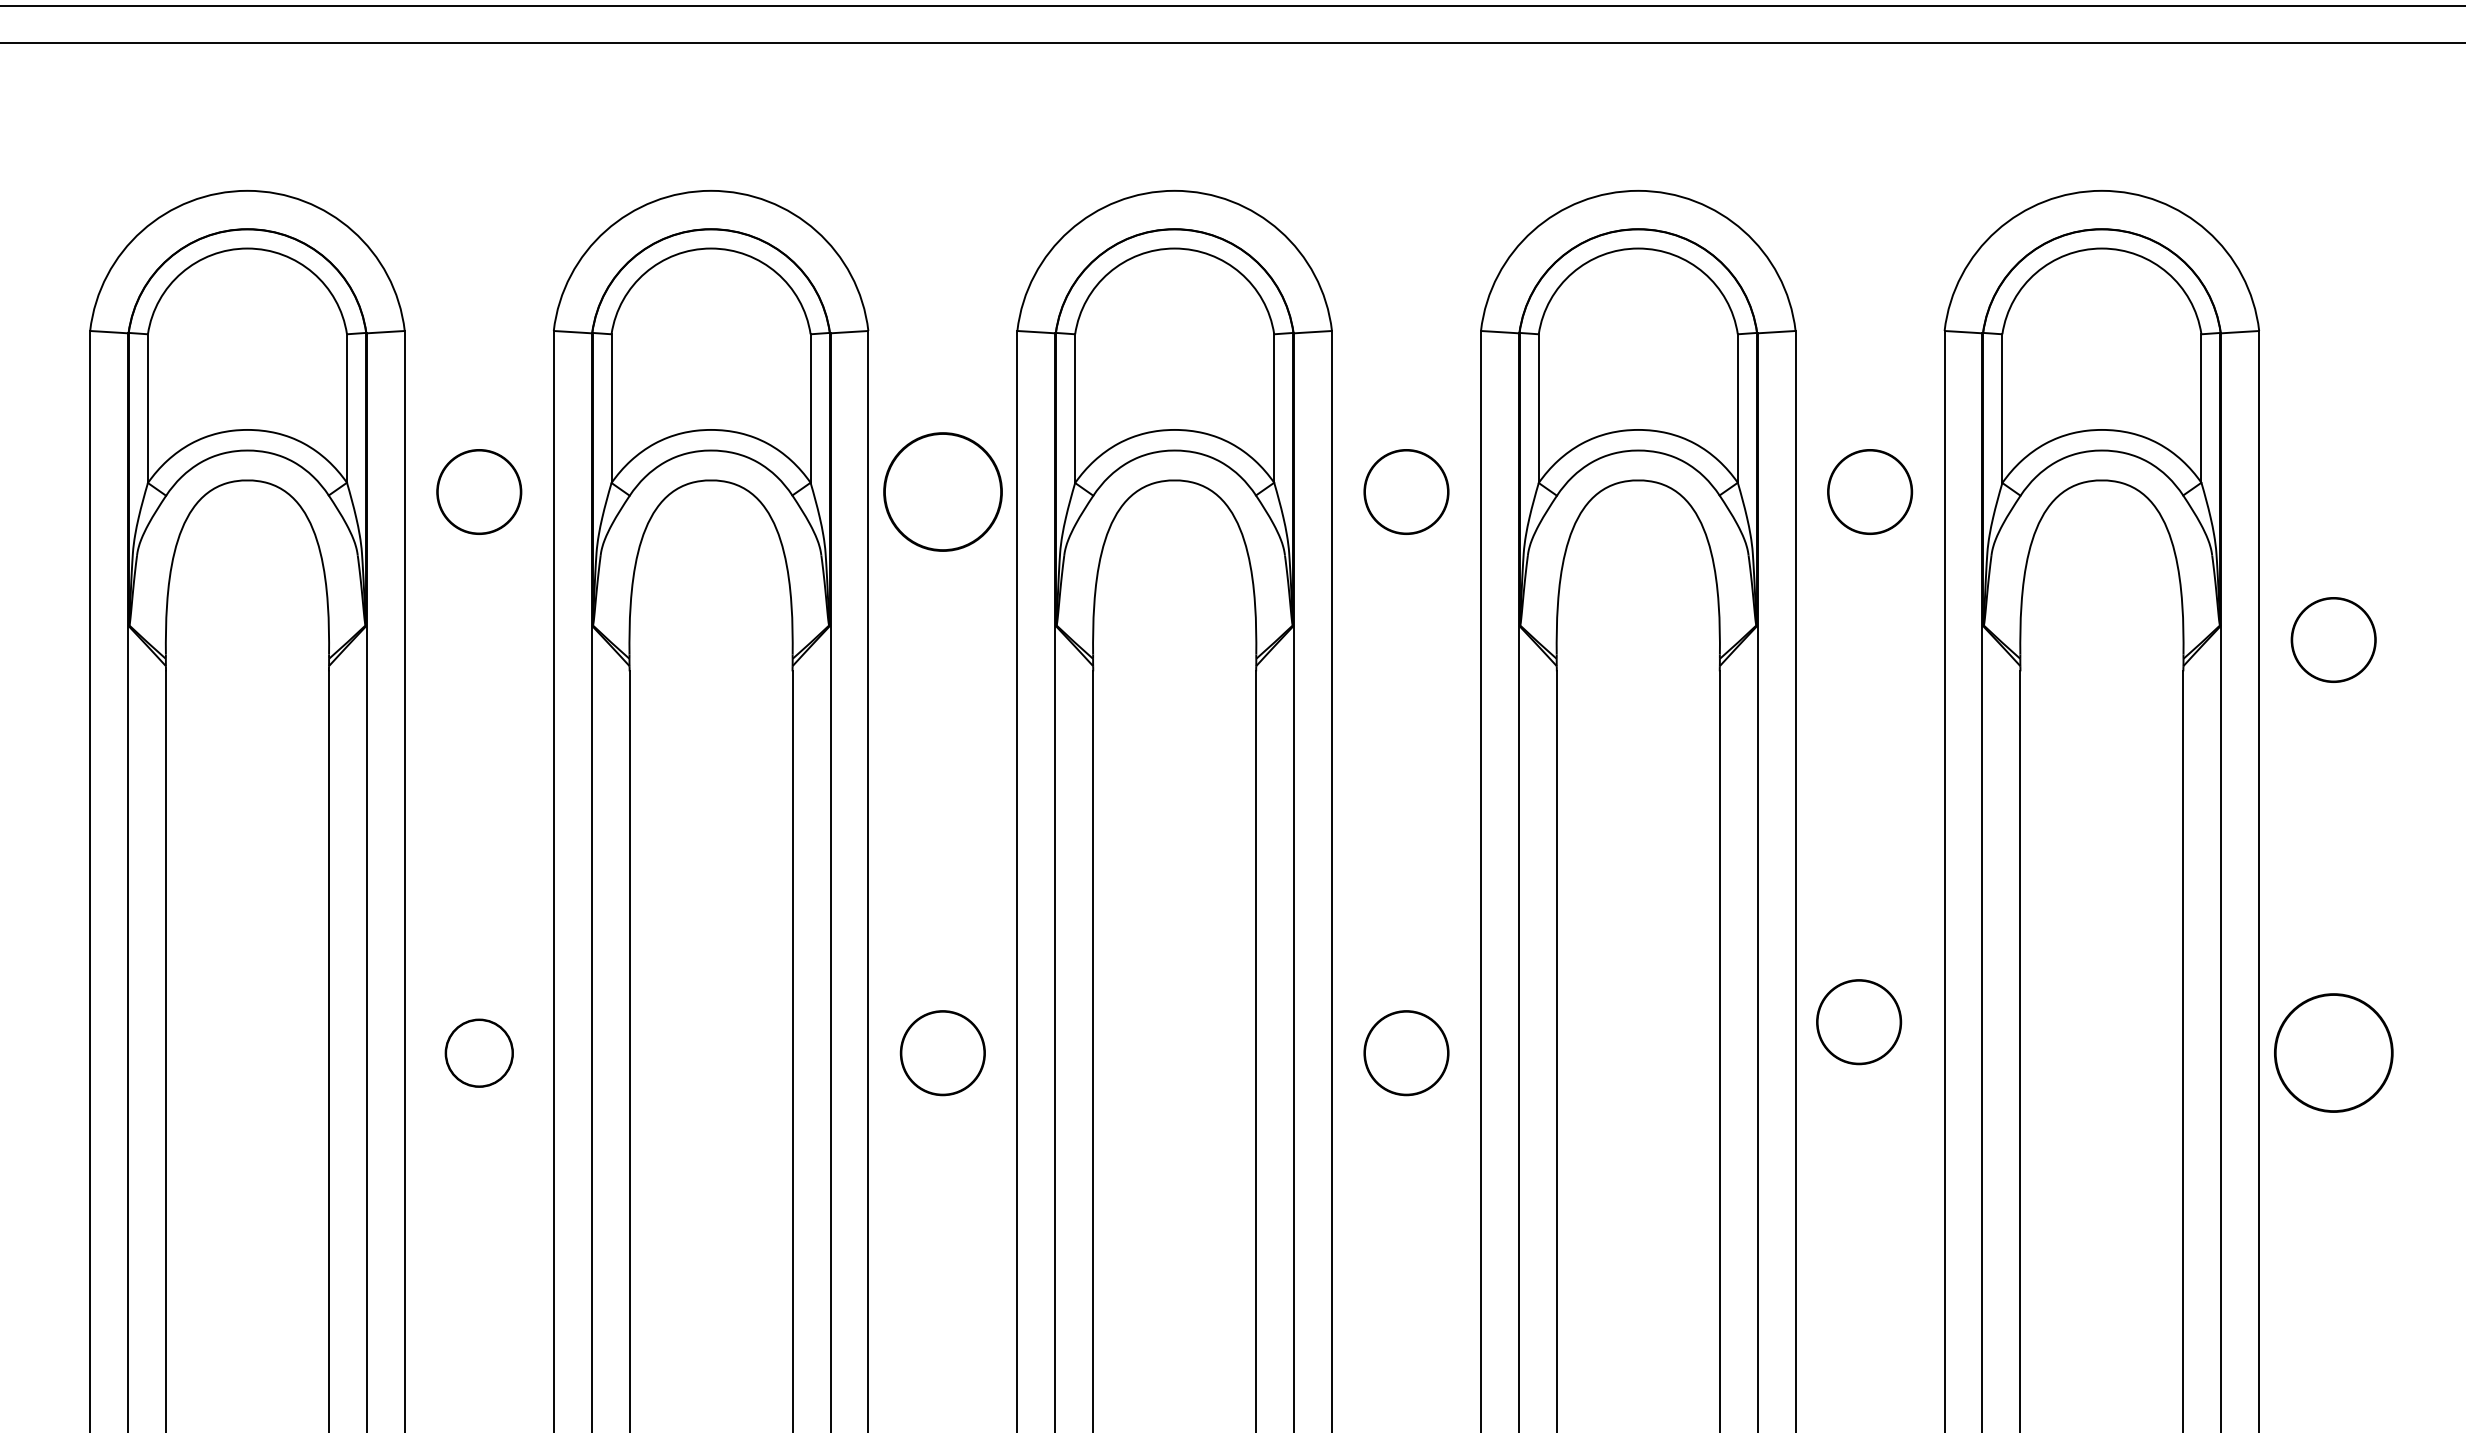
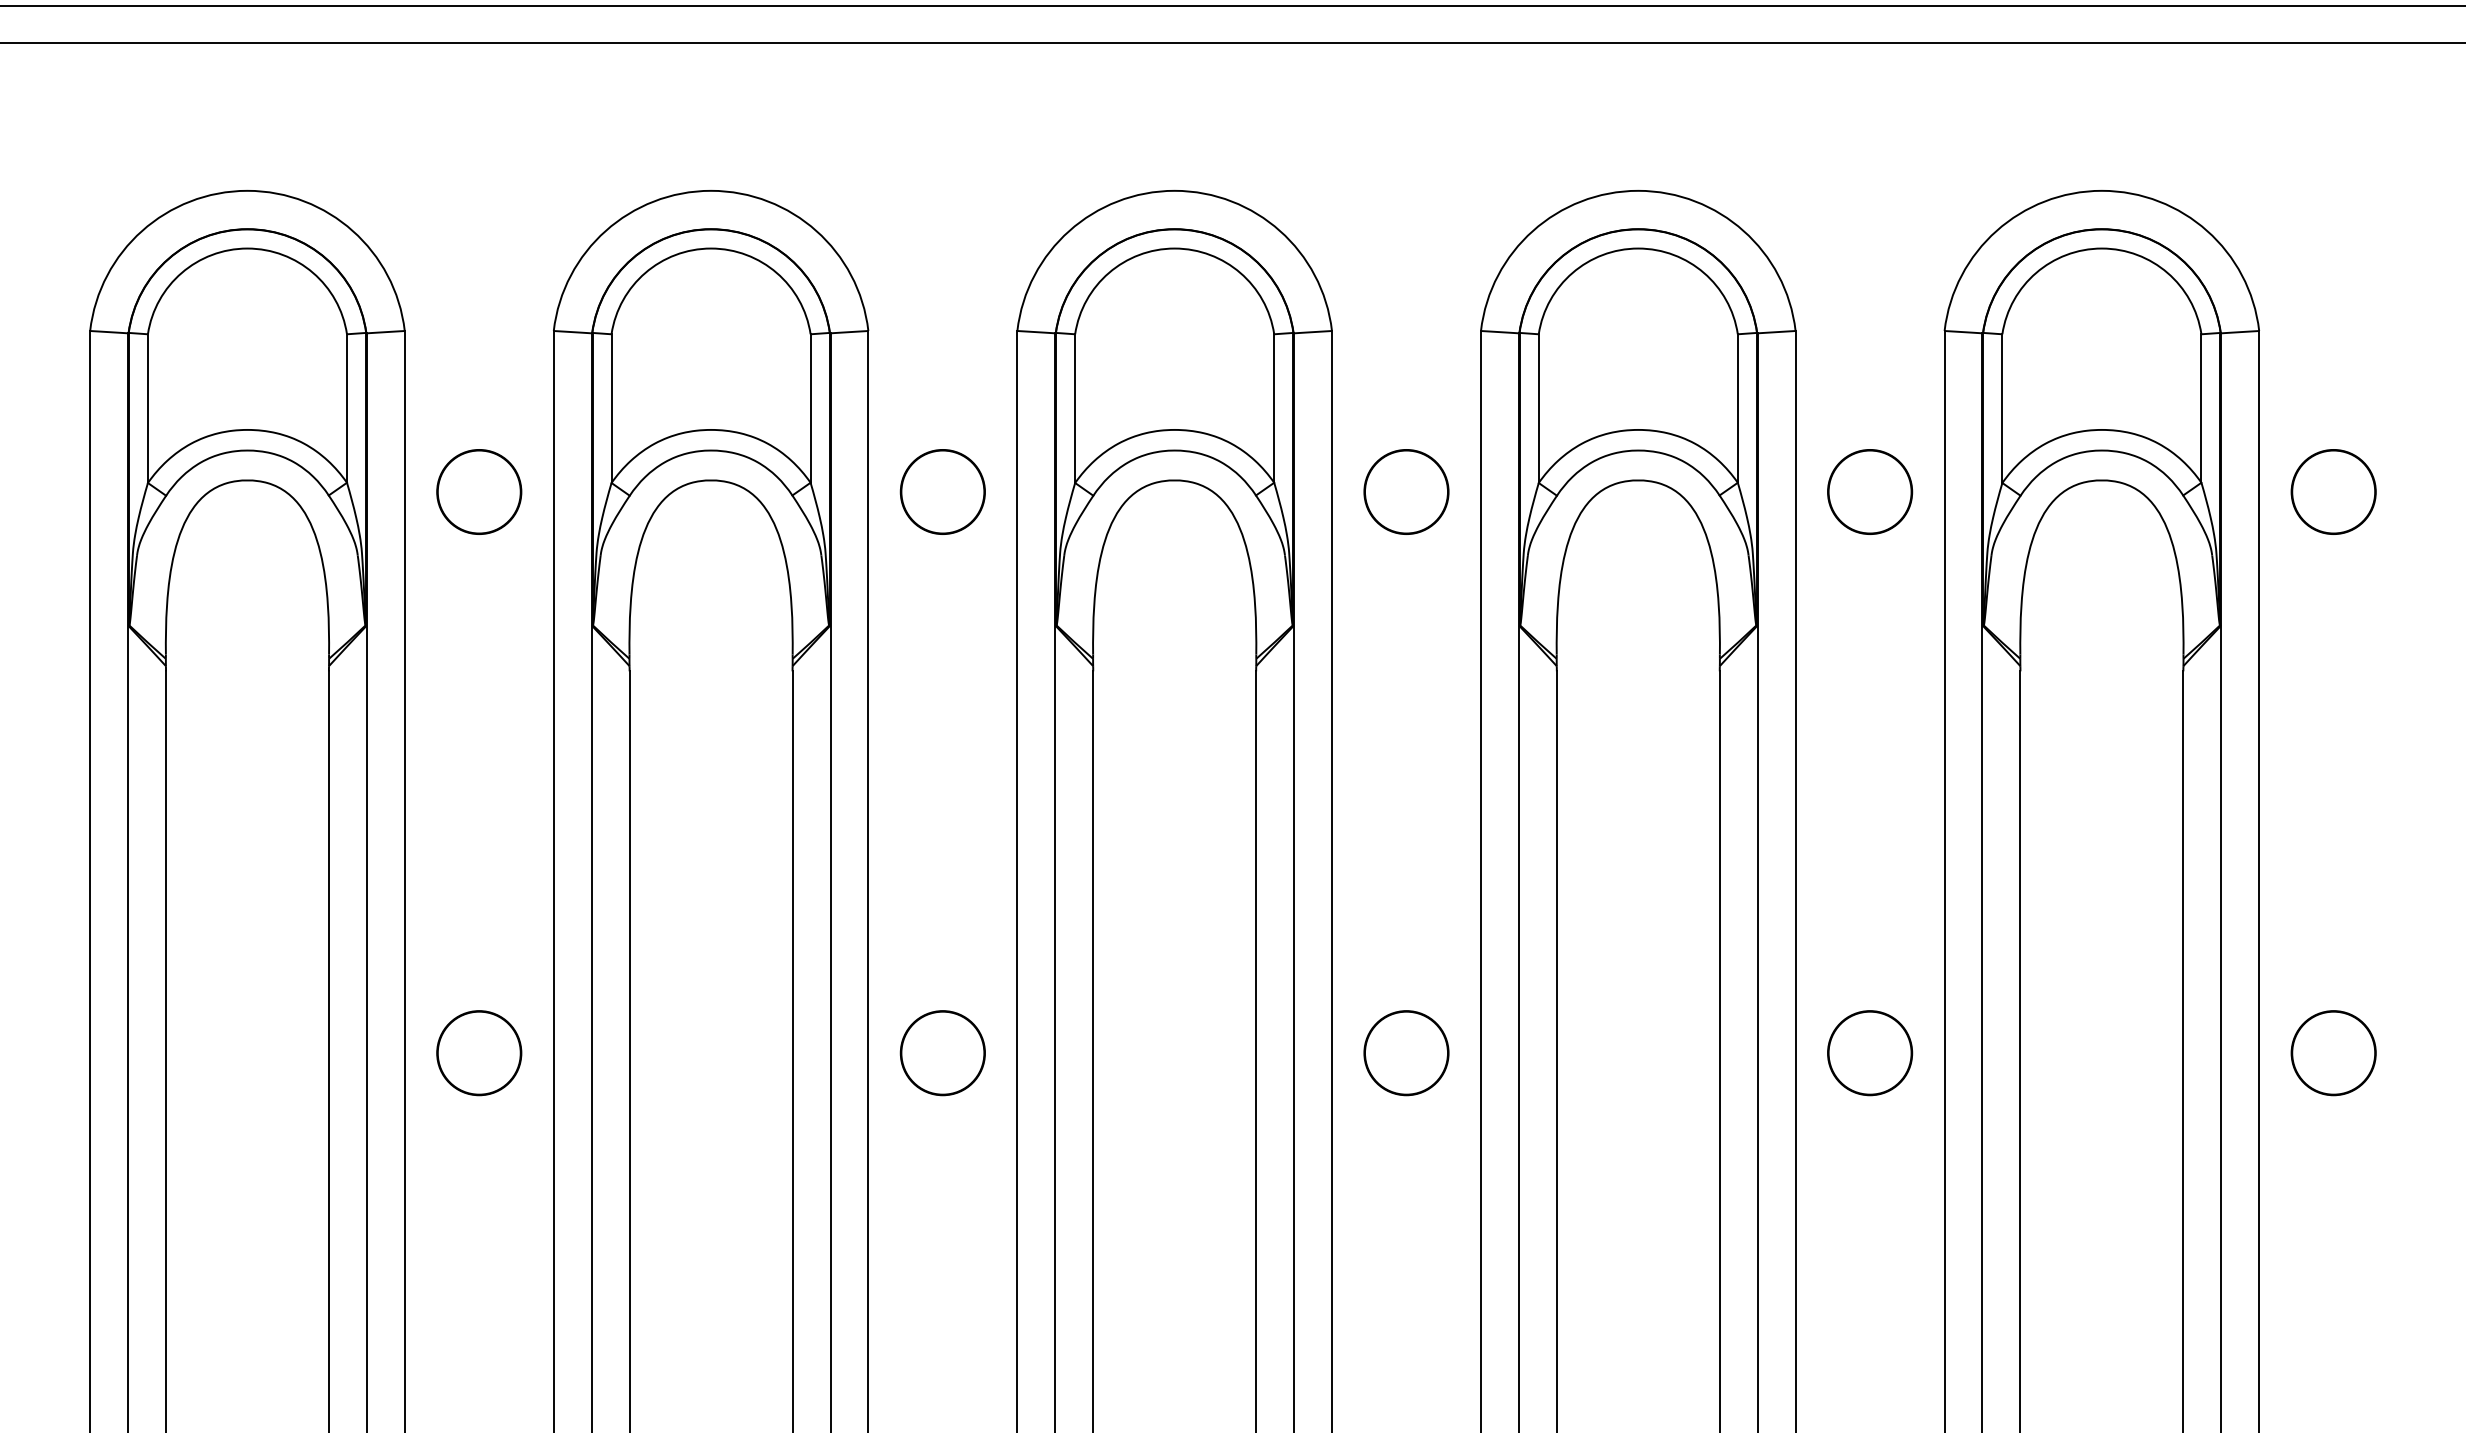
circle size: 120x120 px -> 87x86 px (942, 491)
circle position: (2333, 639) -> (2333, 491) (2333, 491)
circle position: (1859, 1022) -> (1870, 1053) (1870, 1053)
circle size: 70x70 px -> 87x87 px (479, 1053)
circle size: 120x120 px -> 87x87 px (2333, 1053)
